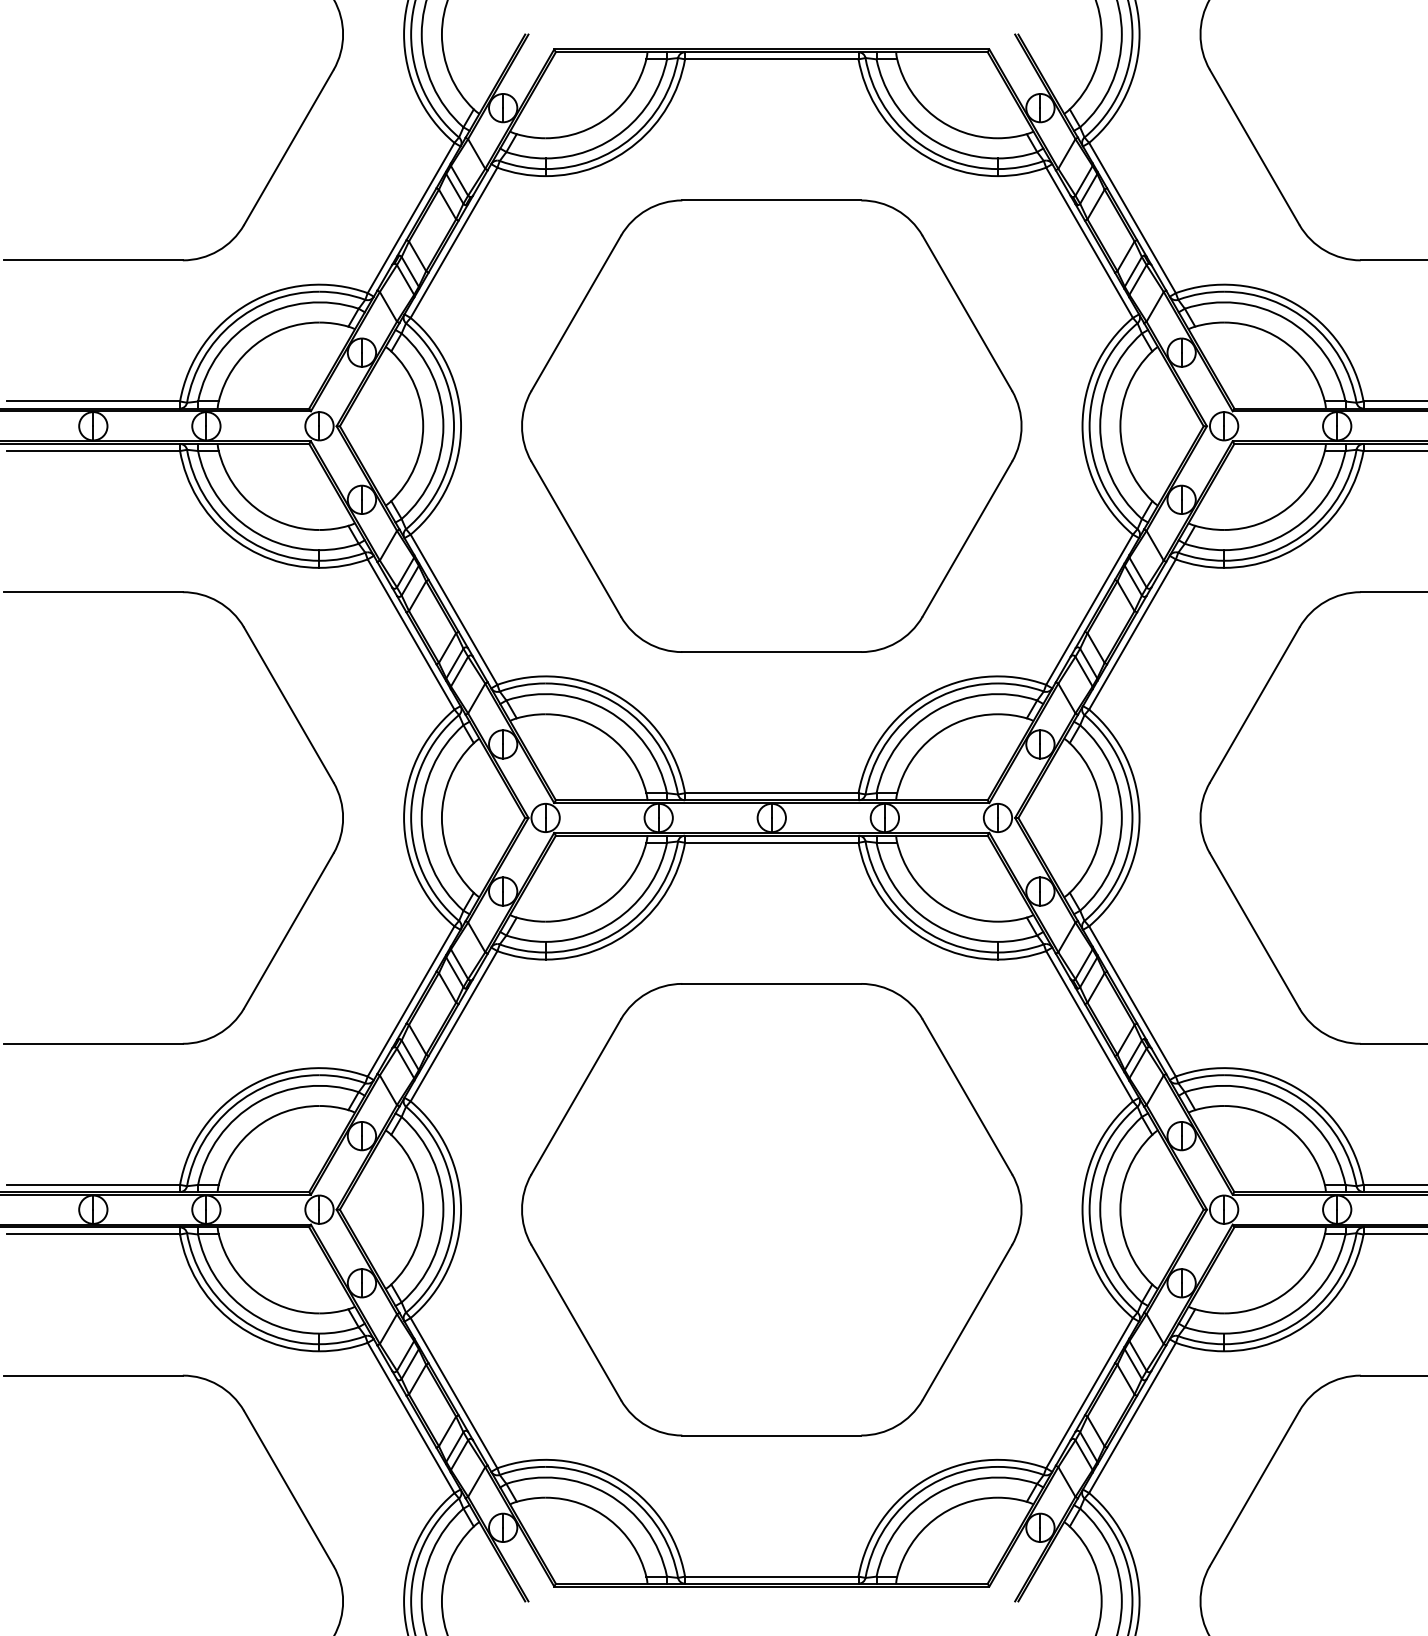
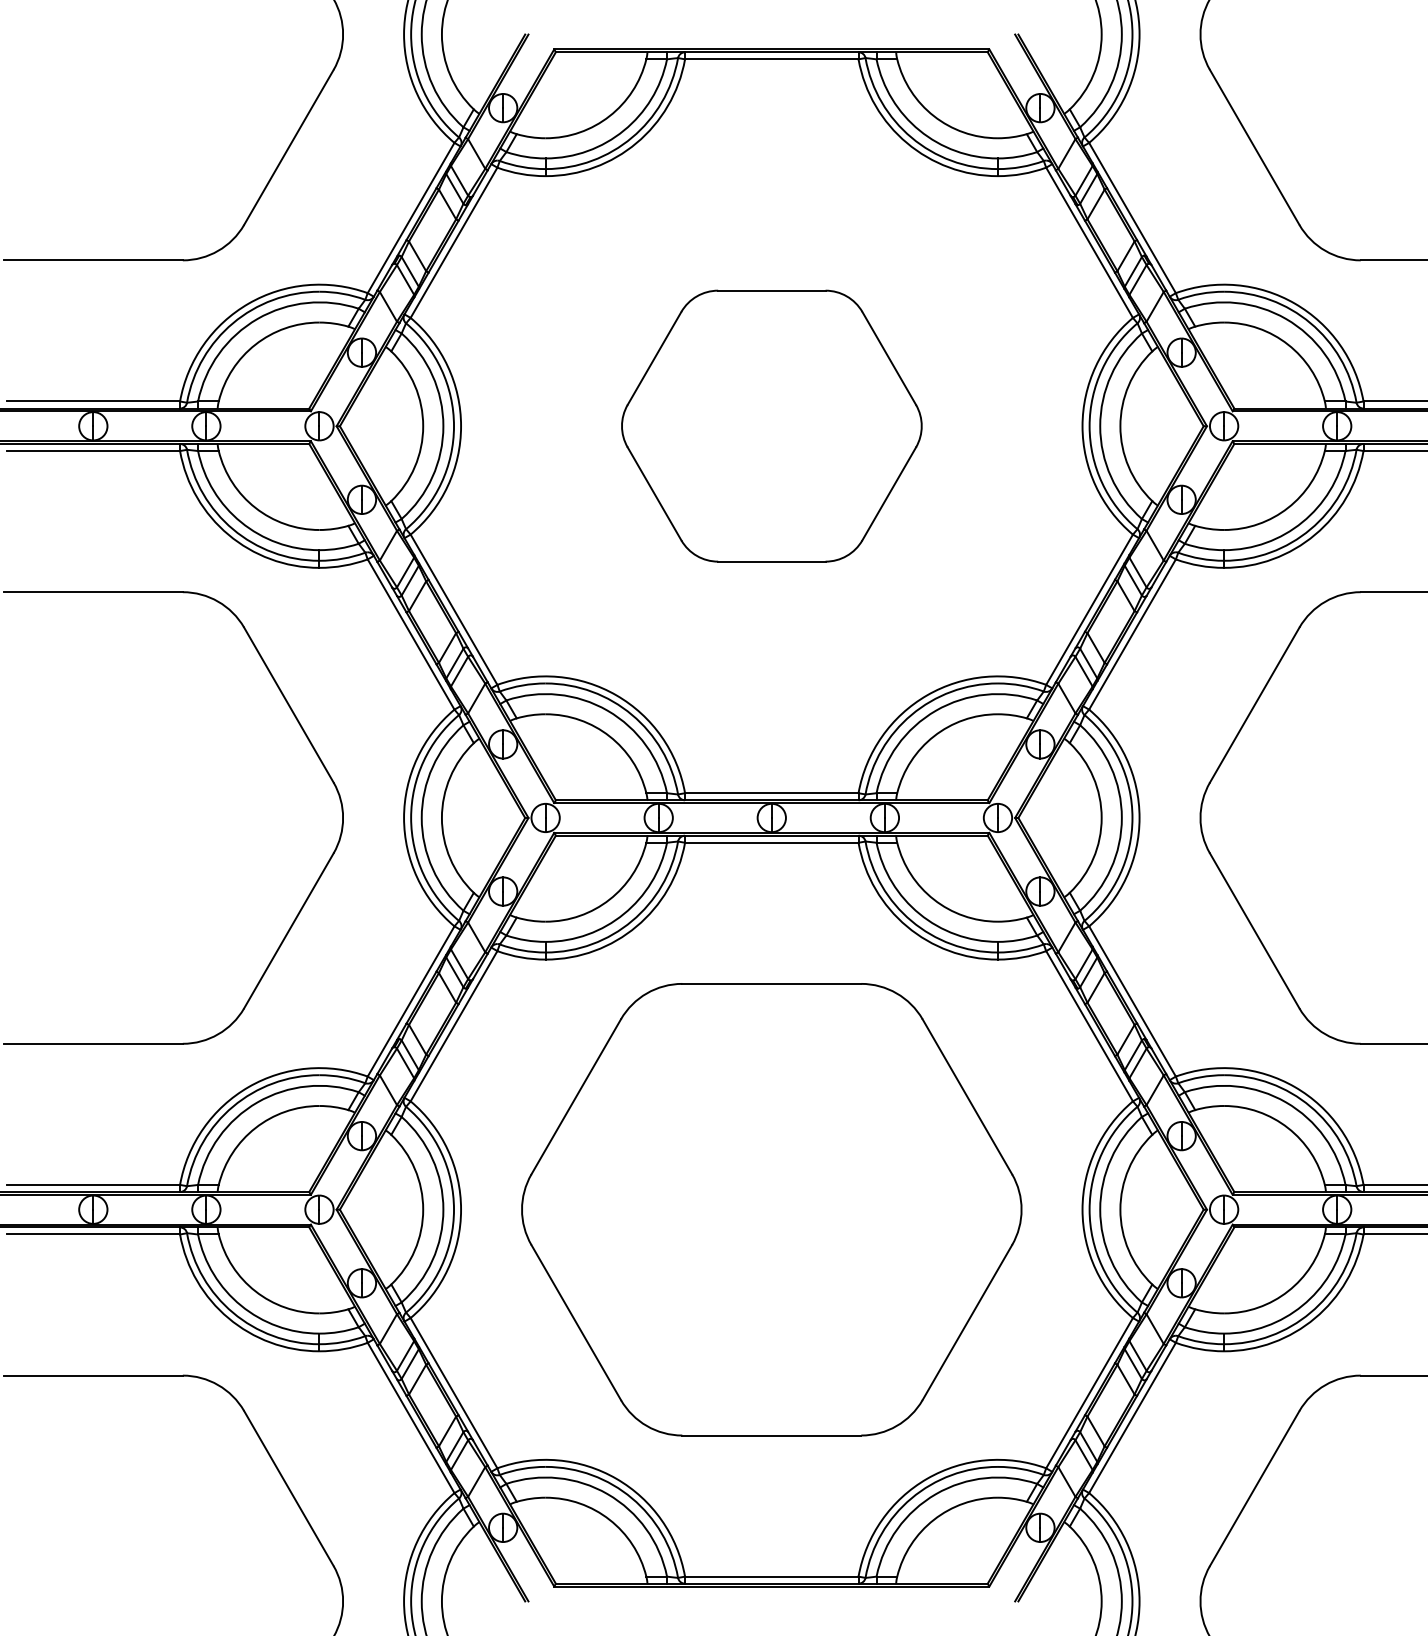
part size: 502x454 px -> 302x274 px (771, 425)
